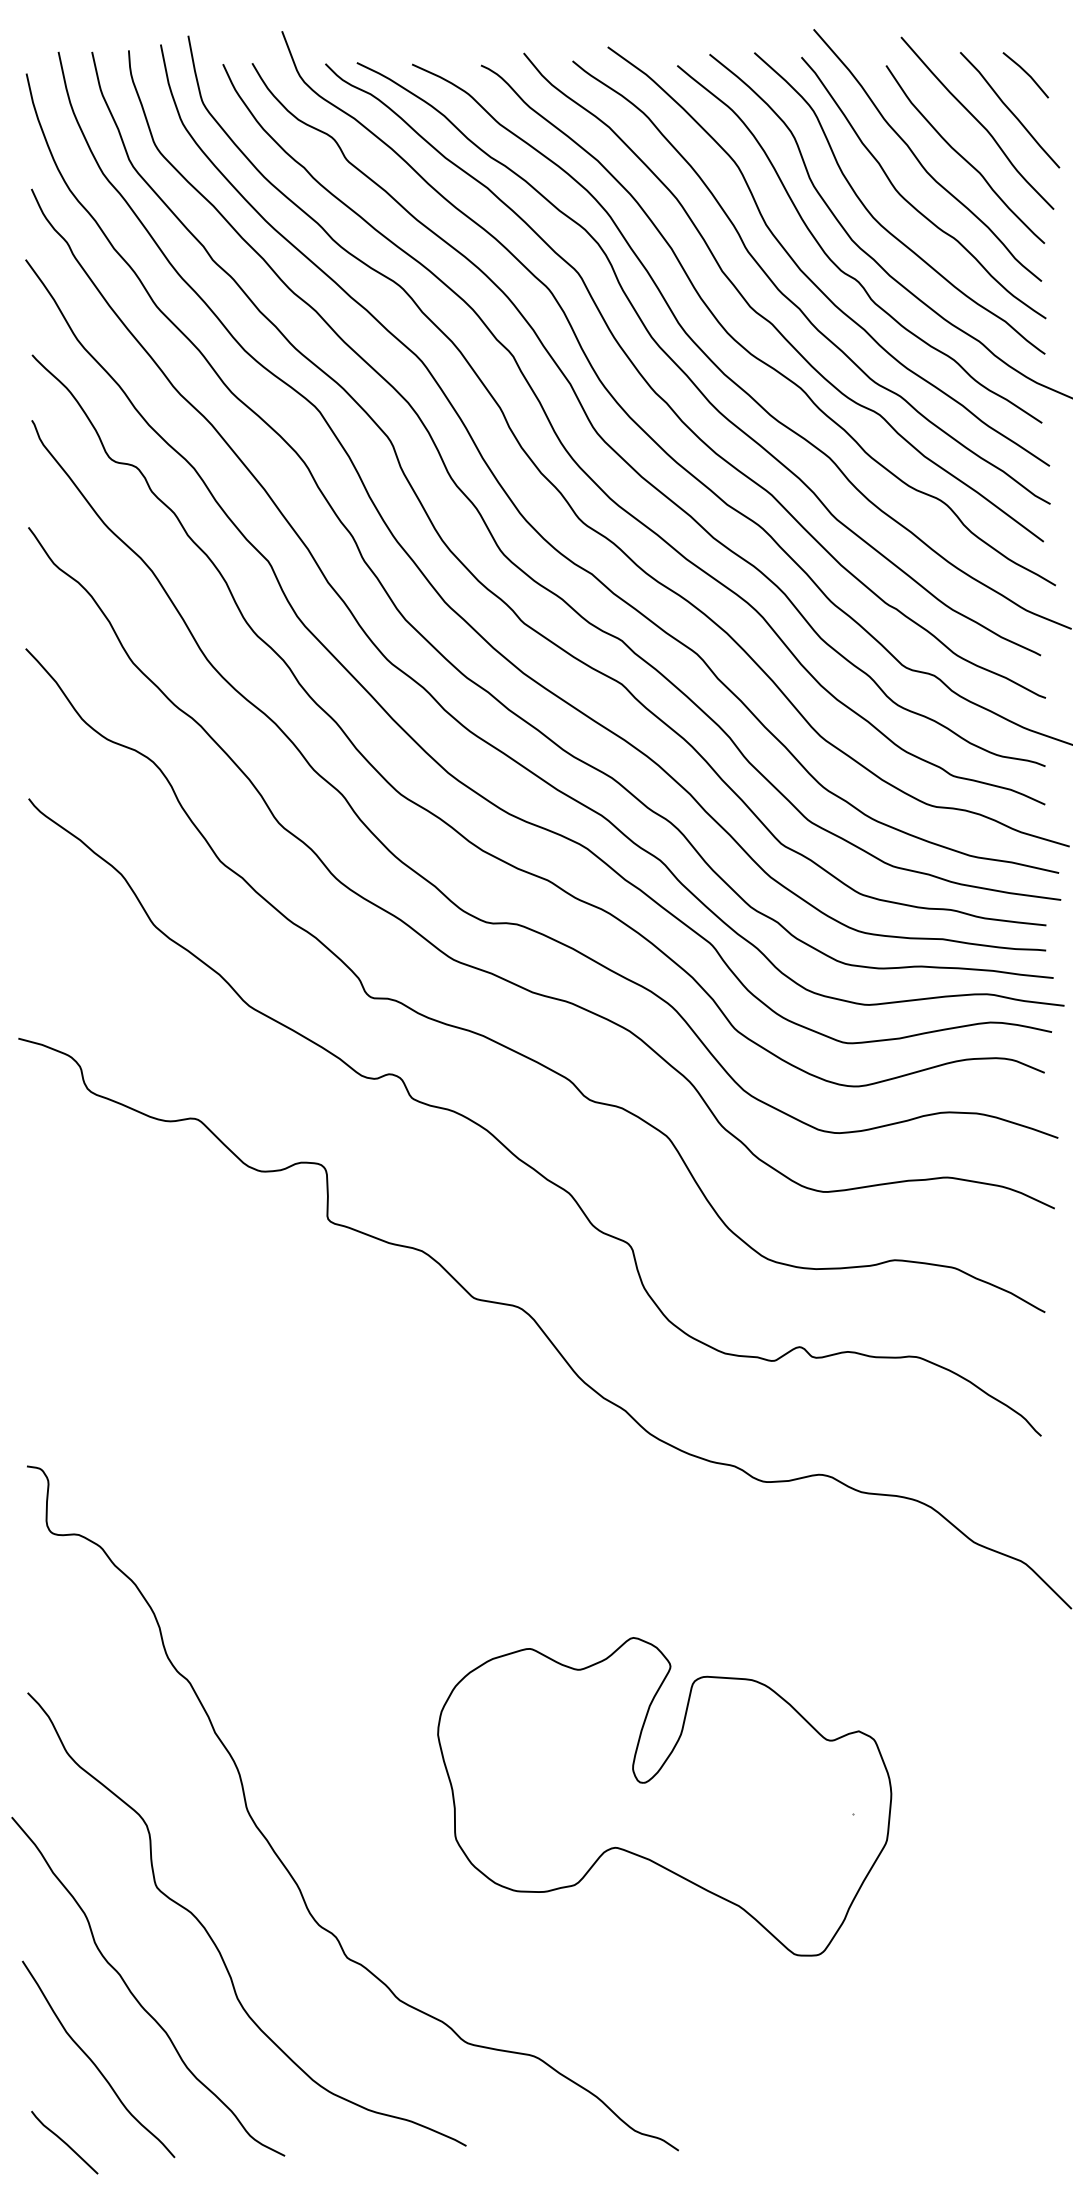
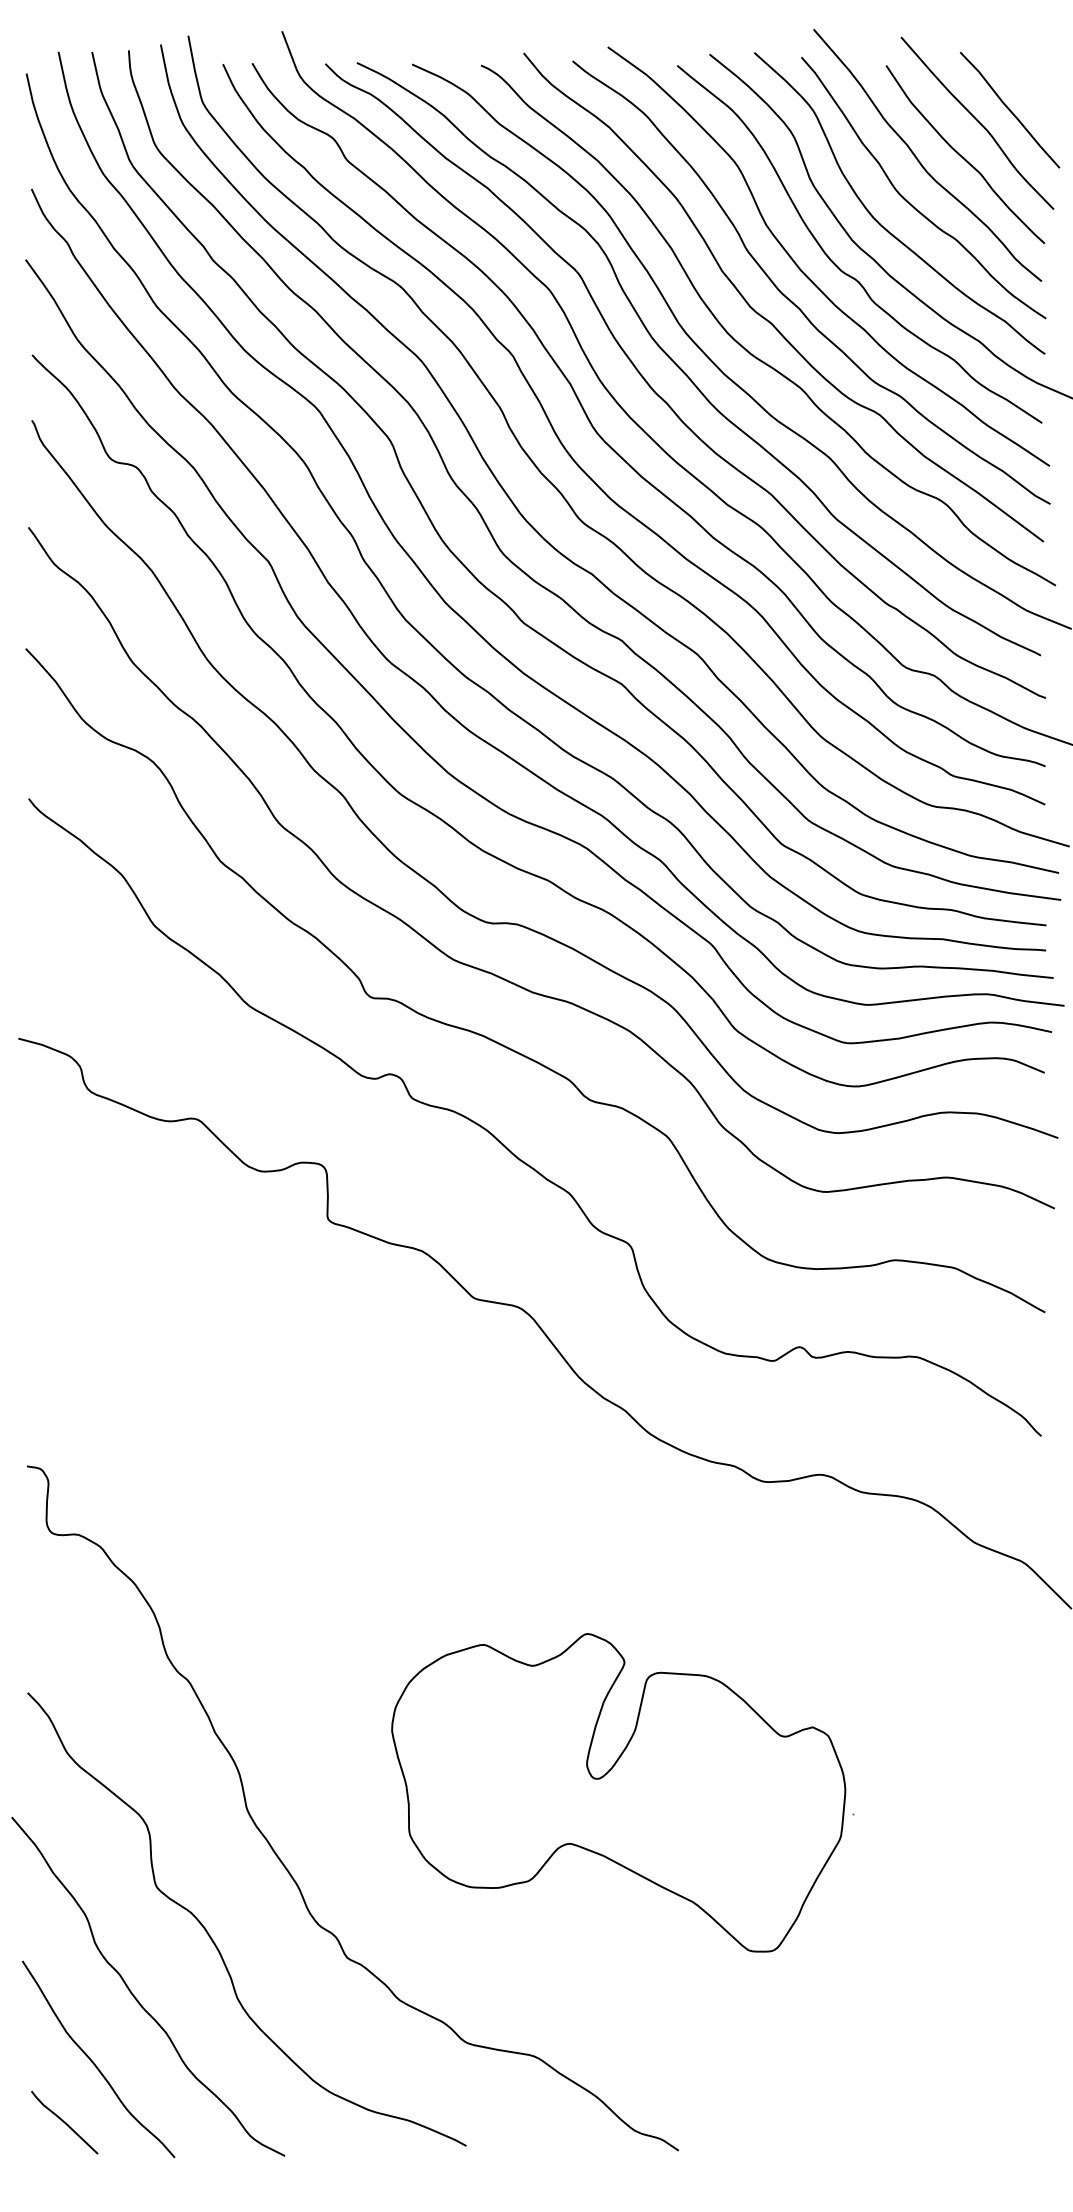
line: present -> none (1026, 74)
part position: (664, 1796) -> (618, 1792) (618, 1792)
curve position: (64, 2142) -> (64, 2122) (64, 2122)
